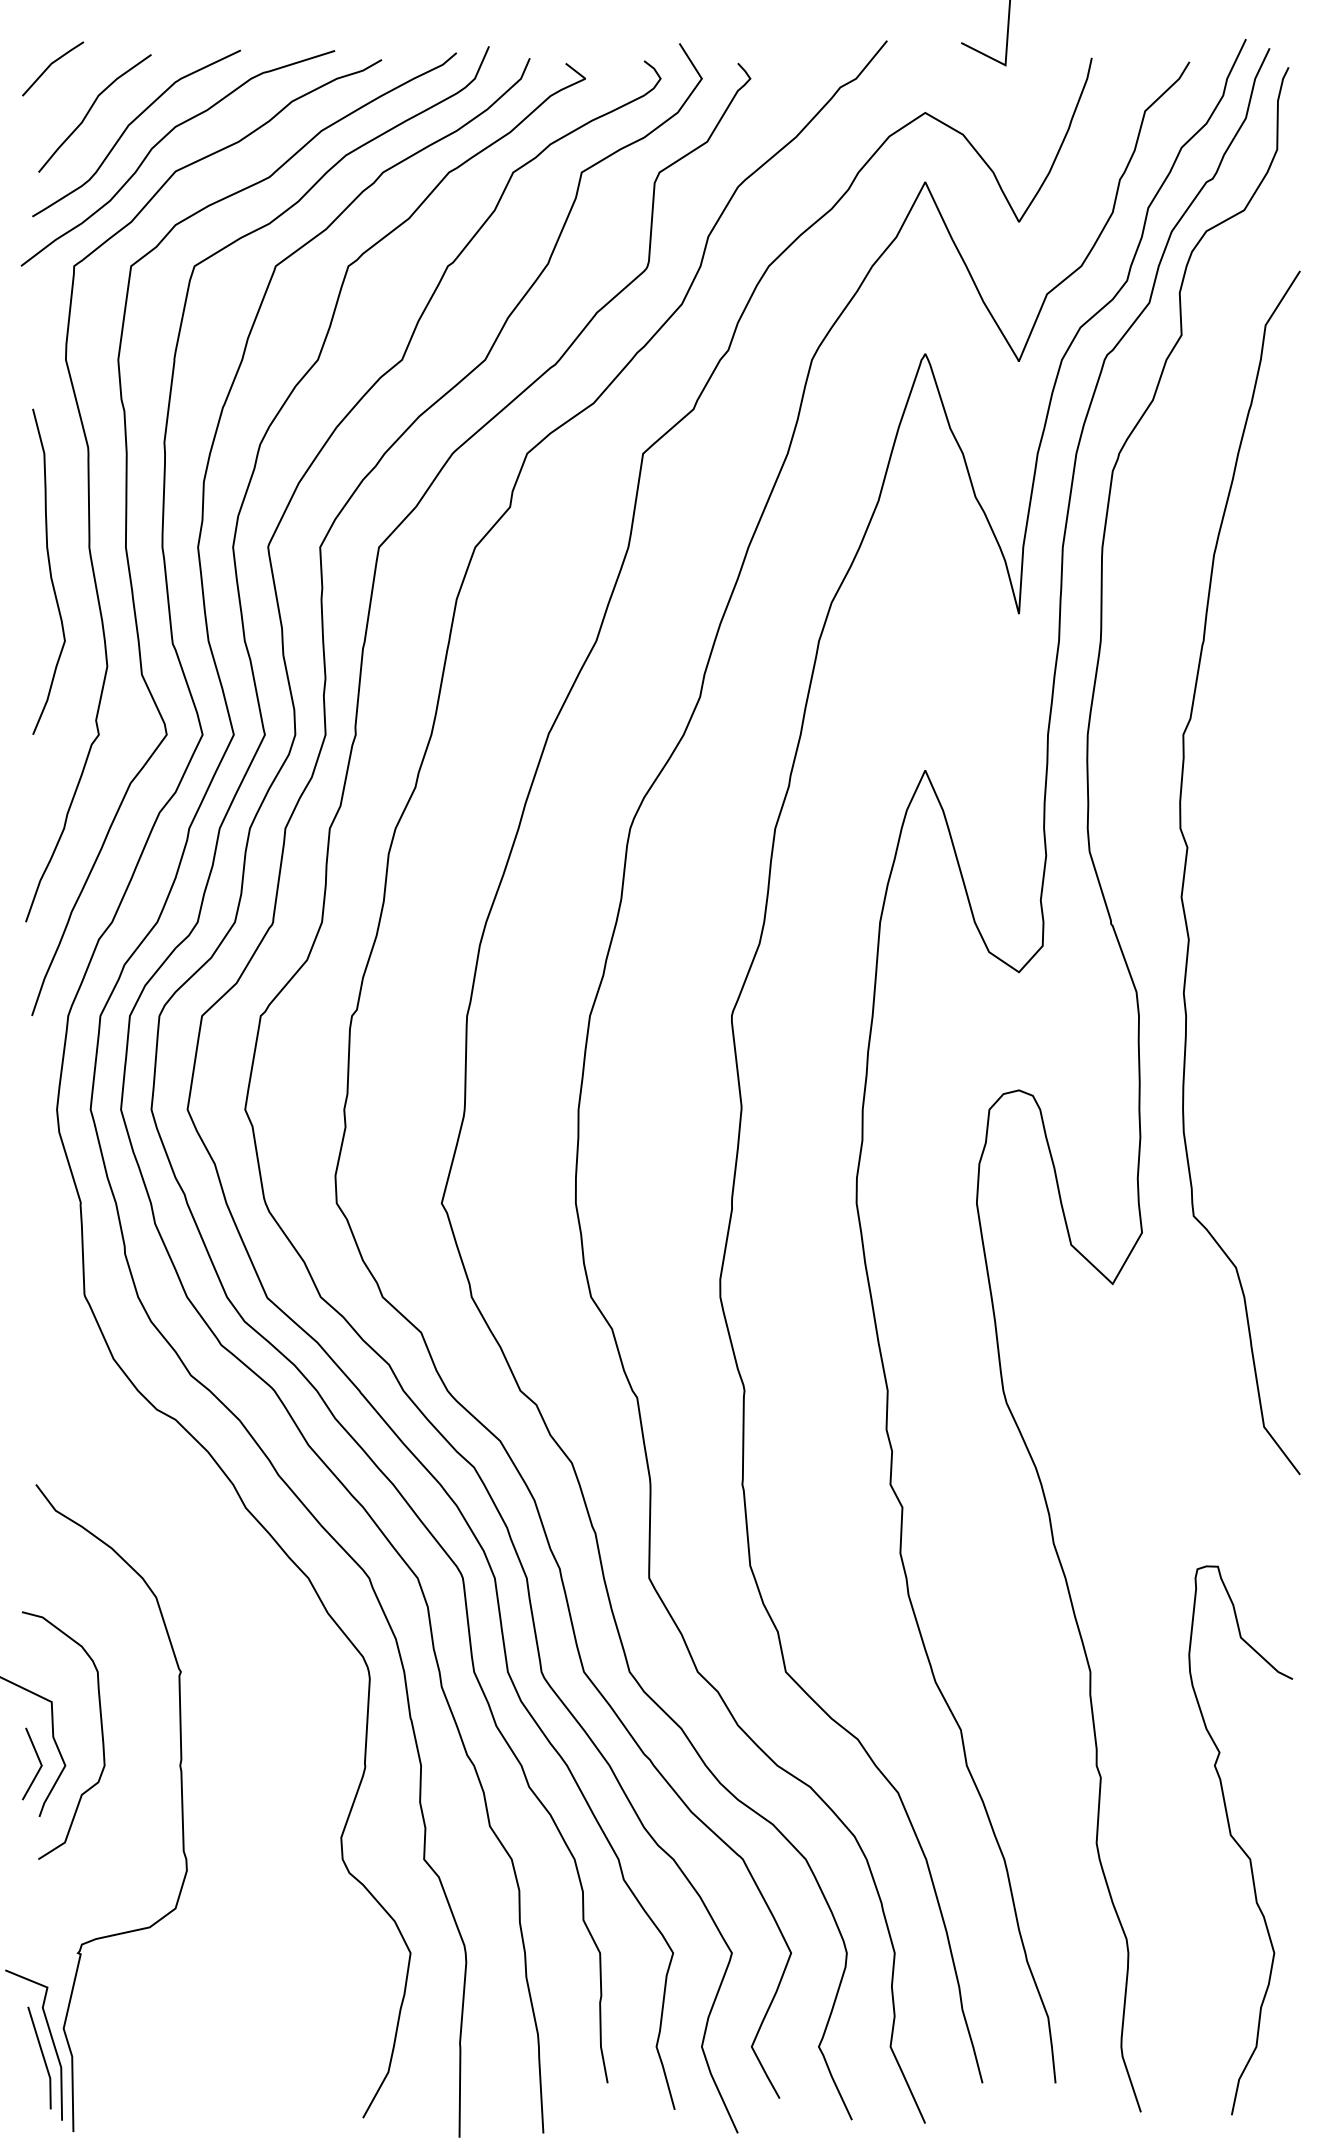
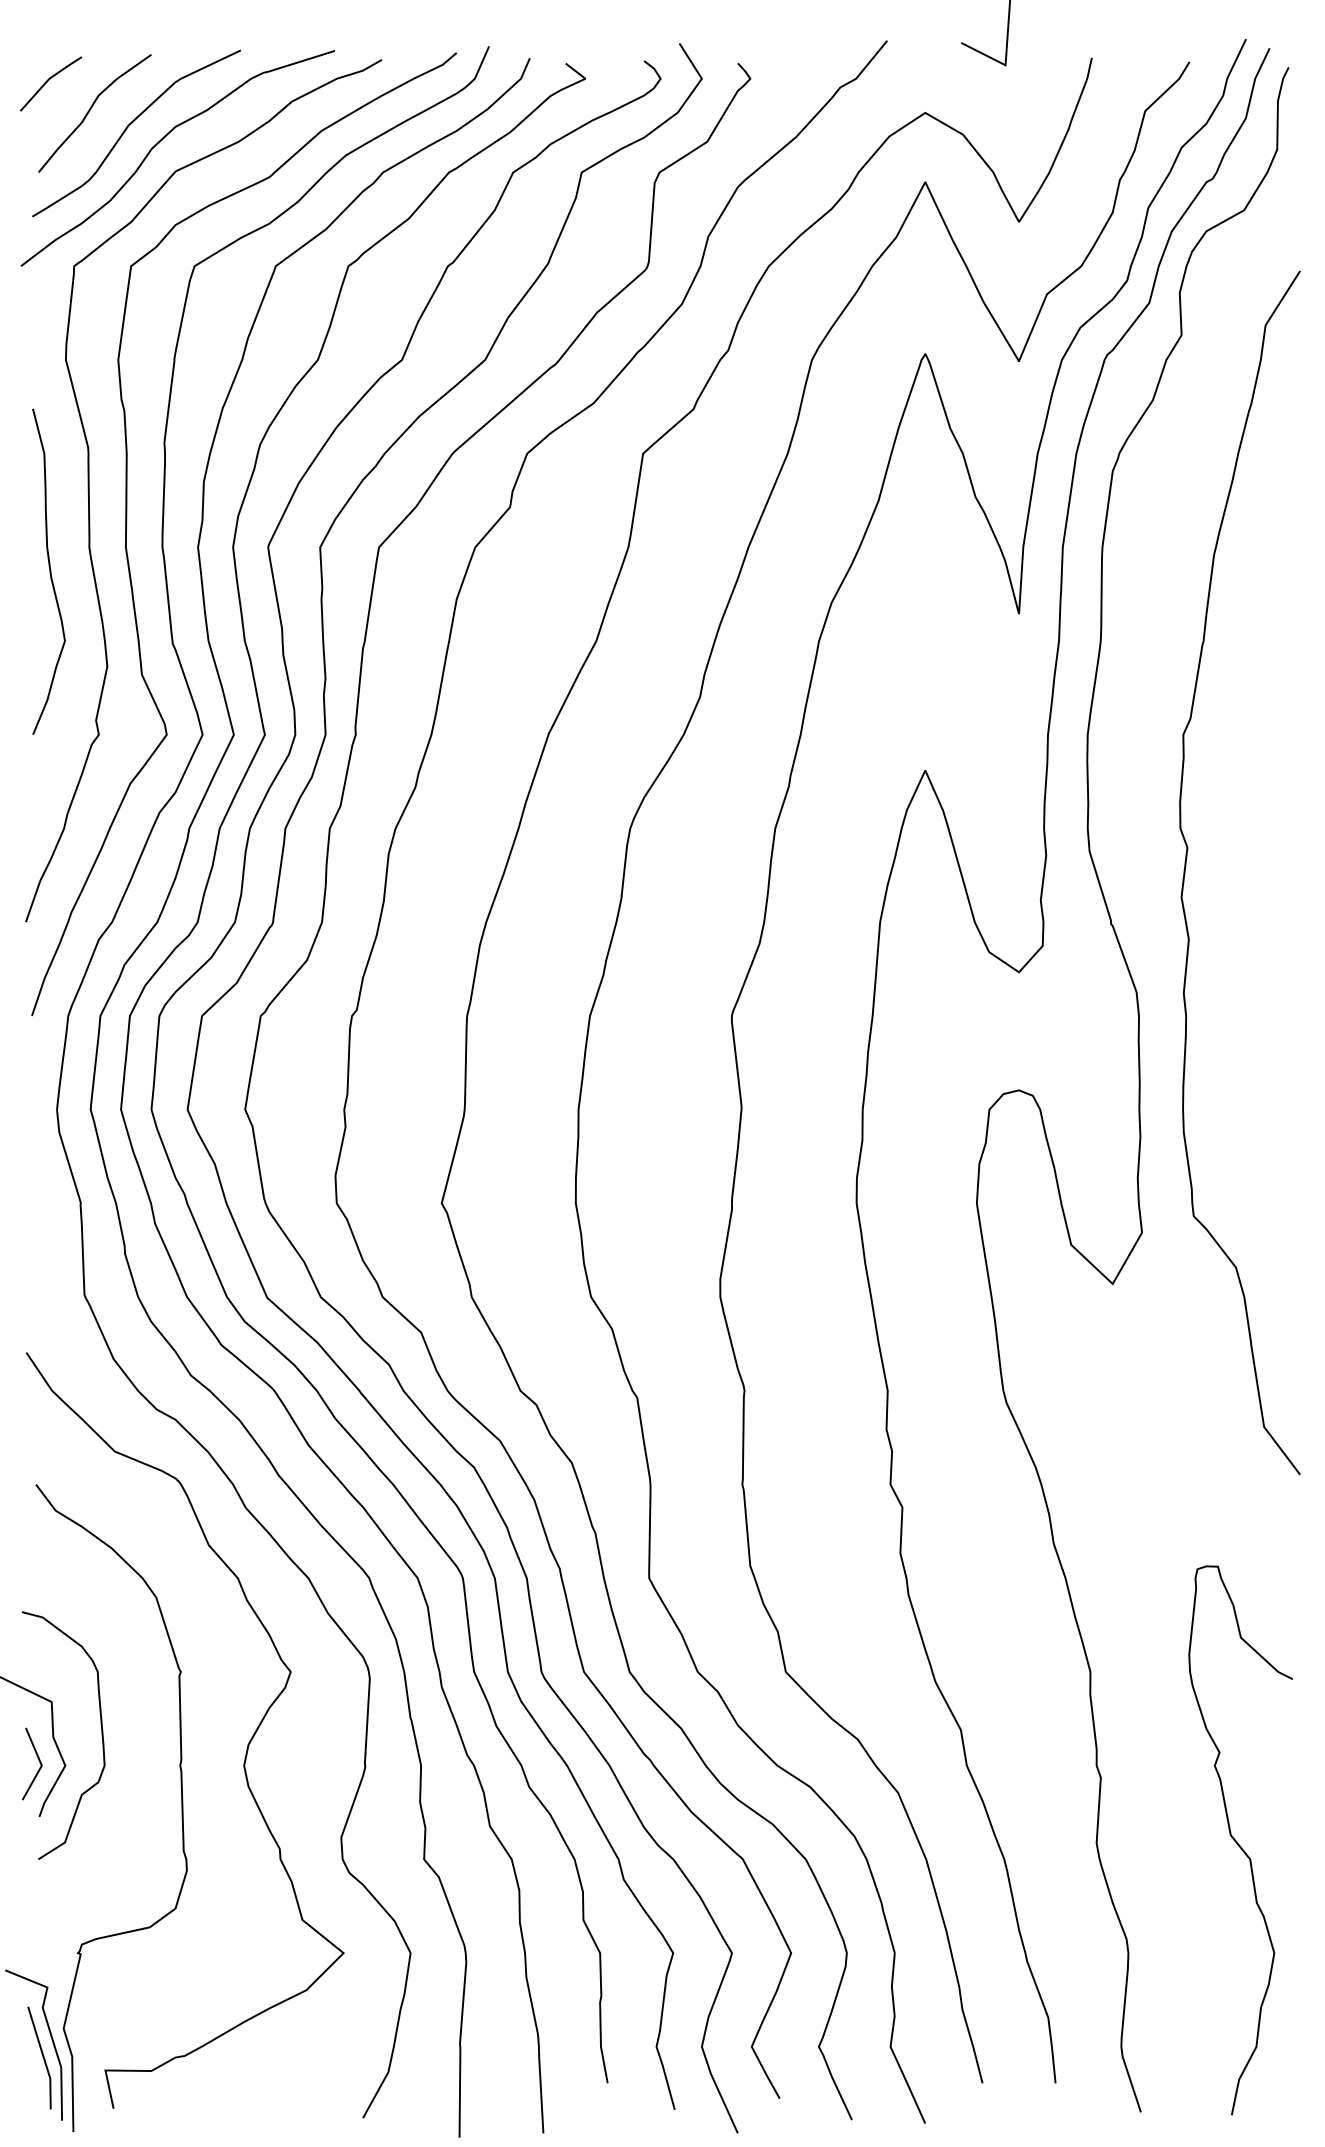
line position: (51, 65) -> (49, 80) (49, 80)
curve: none -> present (247, 1744)
